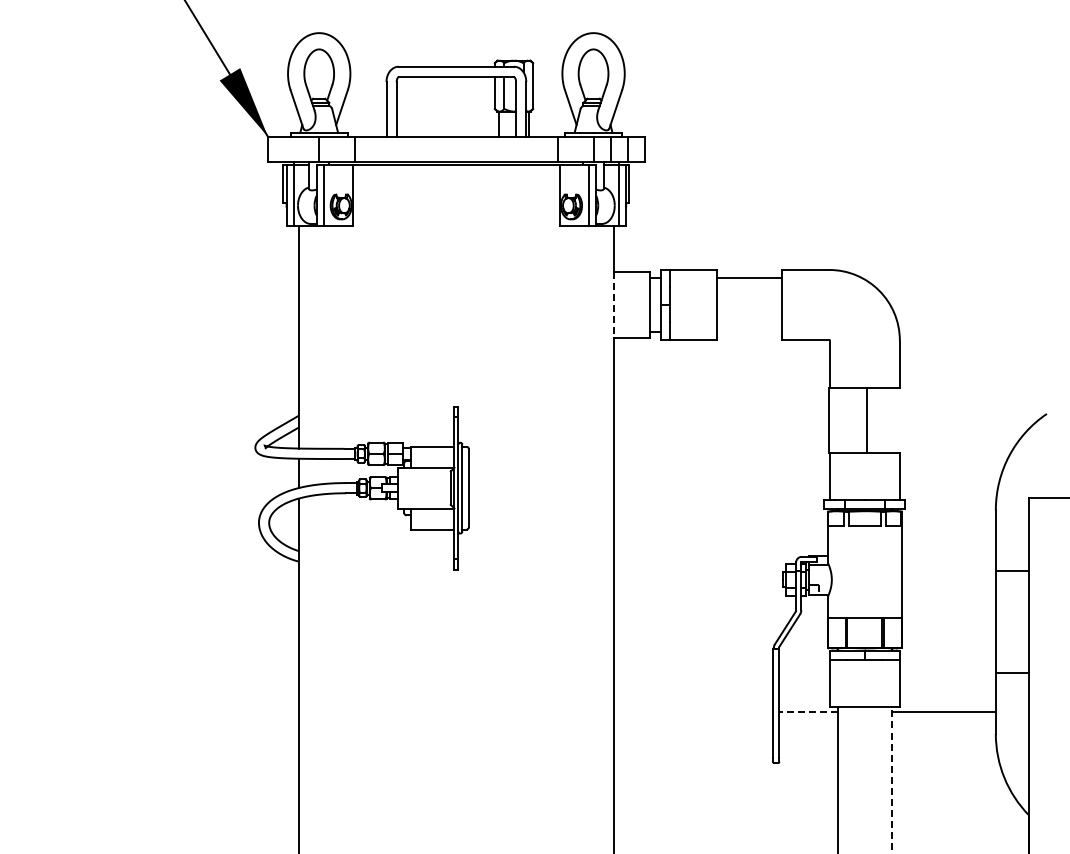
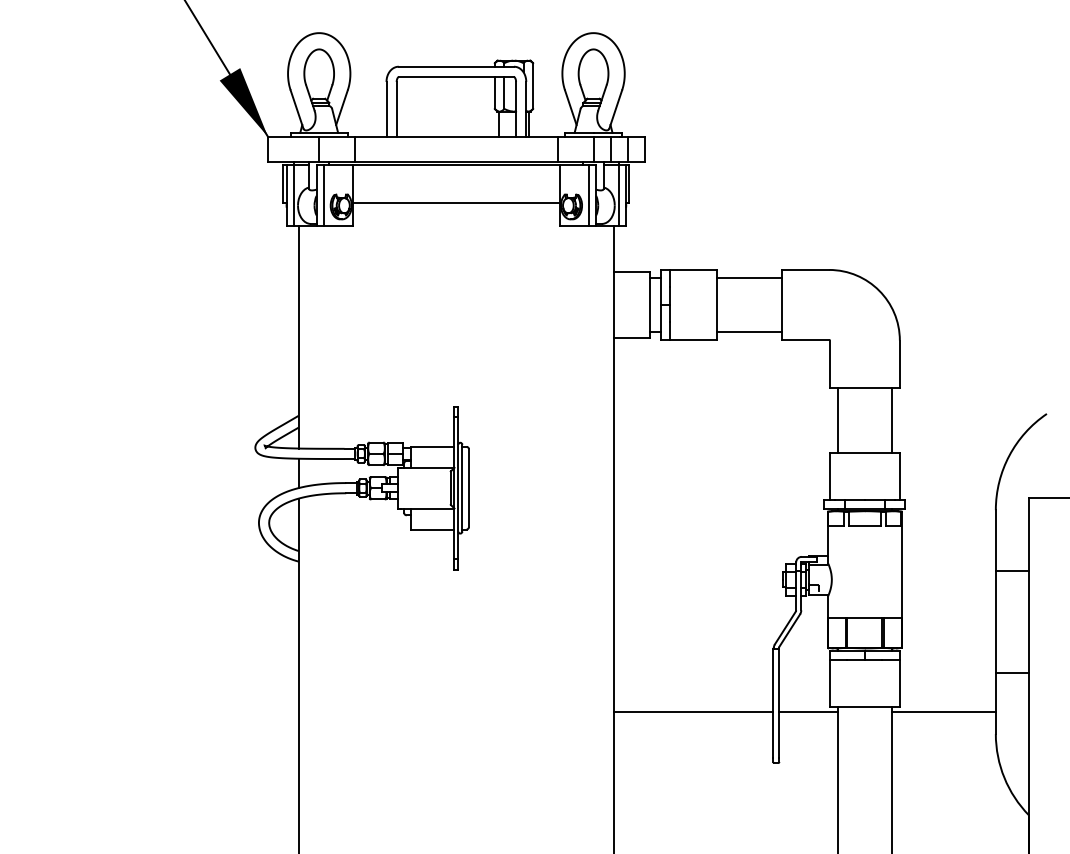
line: none -> present (456, 203)
line: dashed -> solid (614, 305)
line: none -> present (749, 331)
line position: (829, 419) -> (838, 419) (838, 419)
line position: (866, 419) -> (891, 419) (891, 419)
line: none -> present (693, 712)
line: dashed -> solid (808, 712)
line: dashed -> solid (891, 779)
